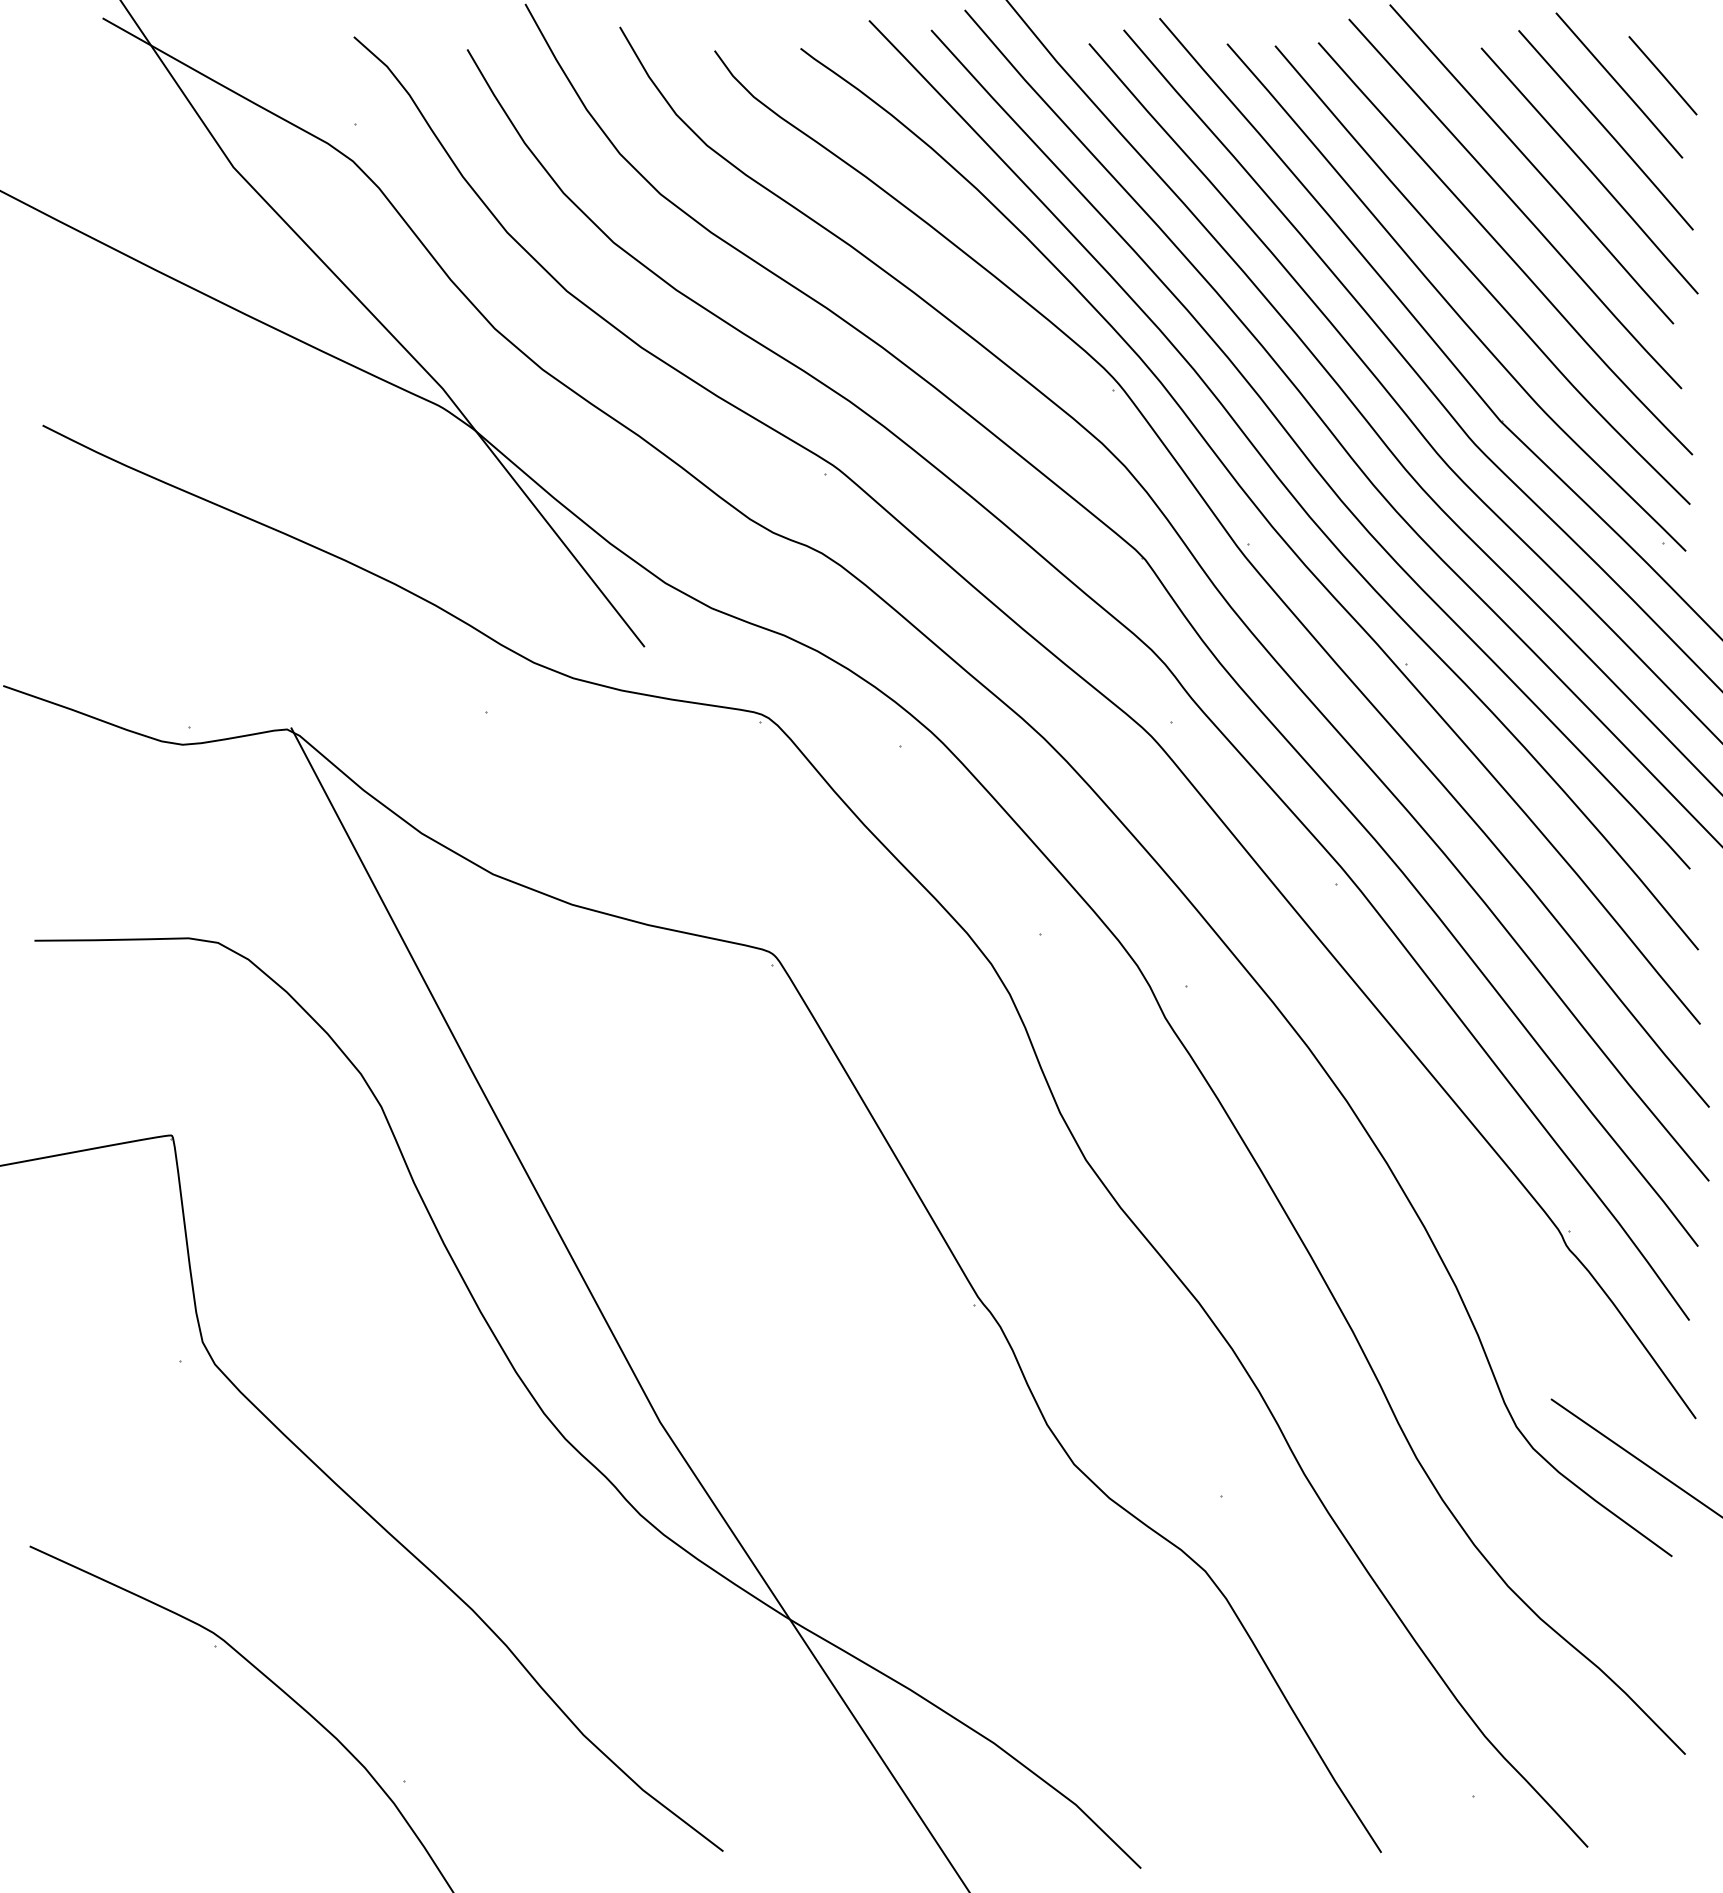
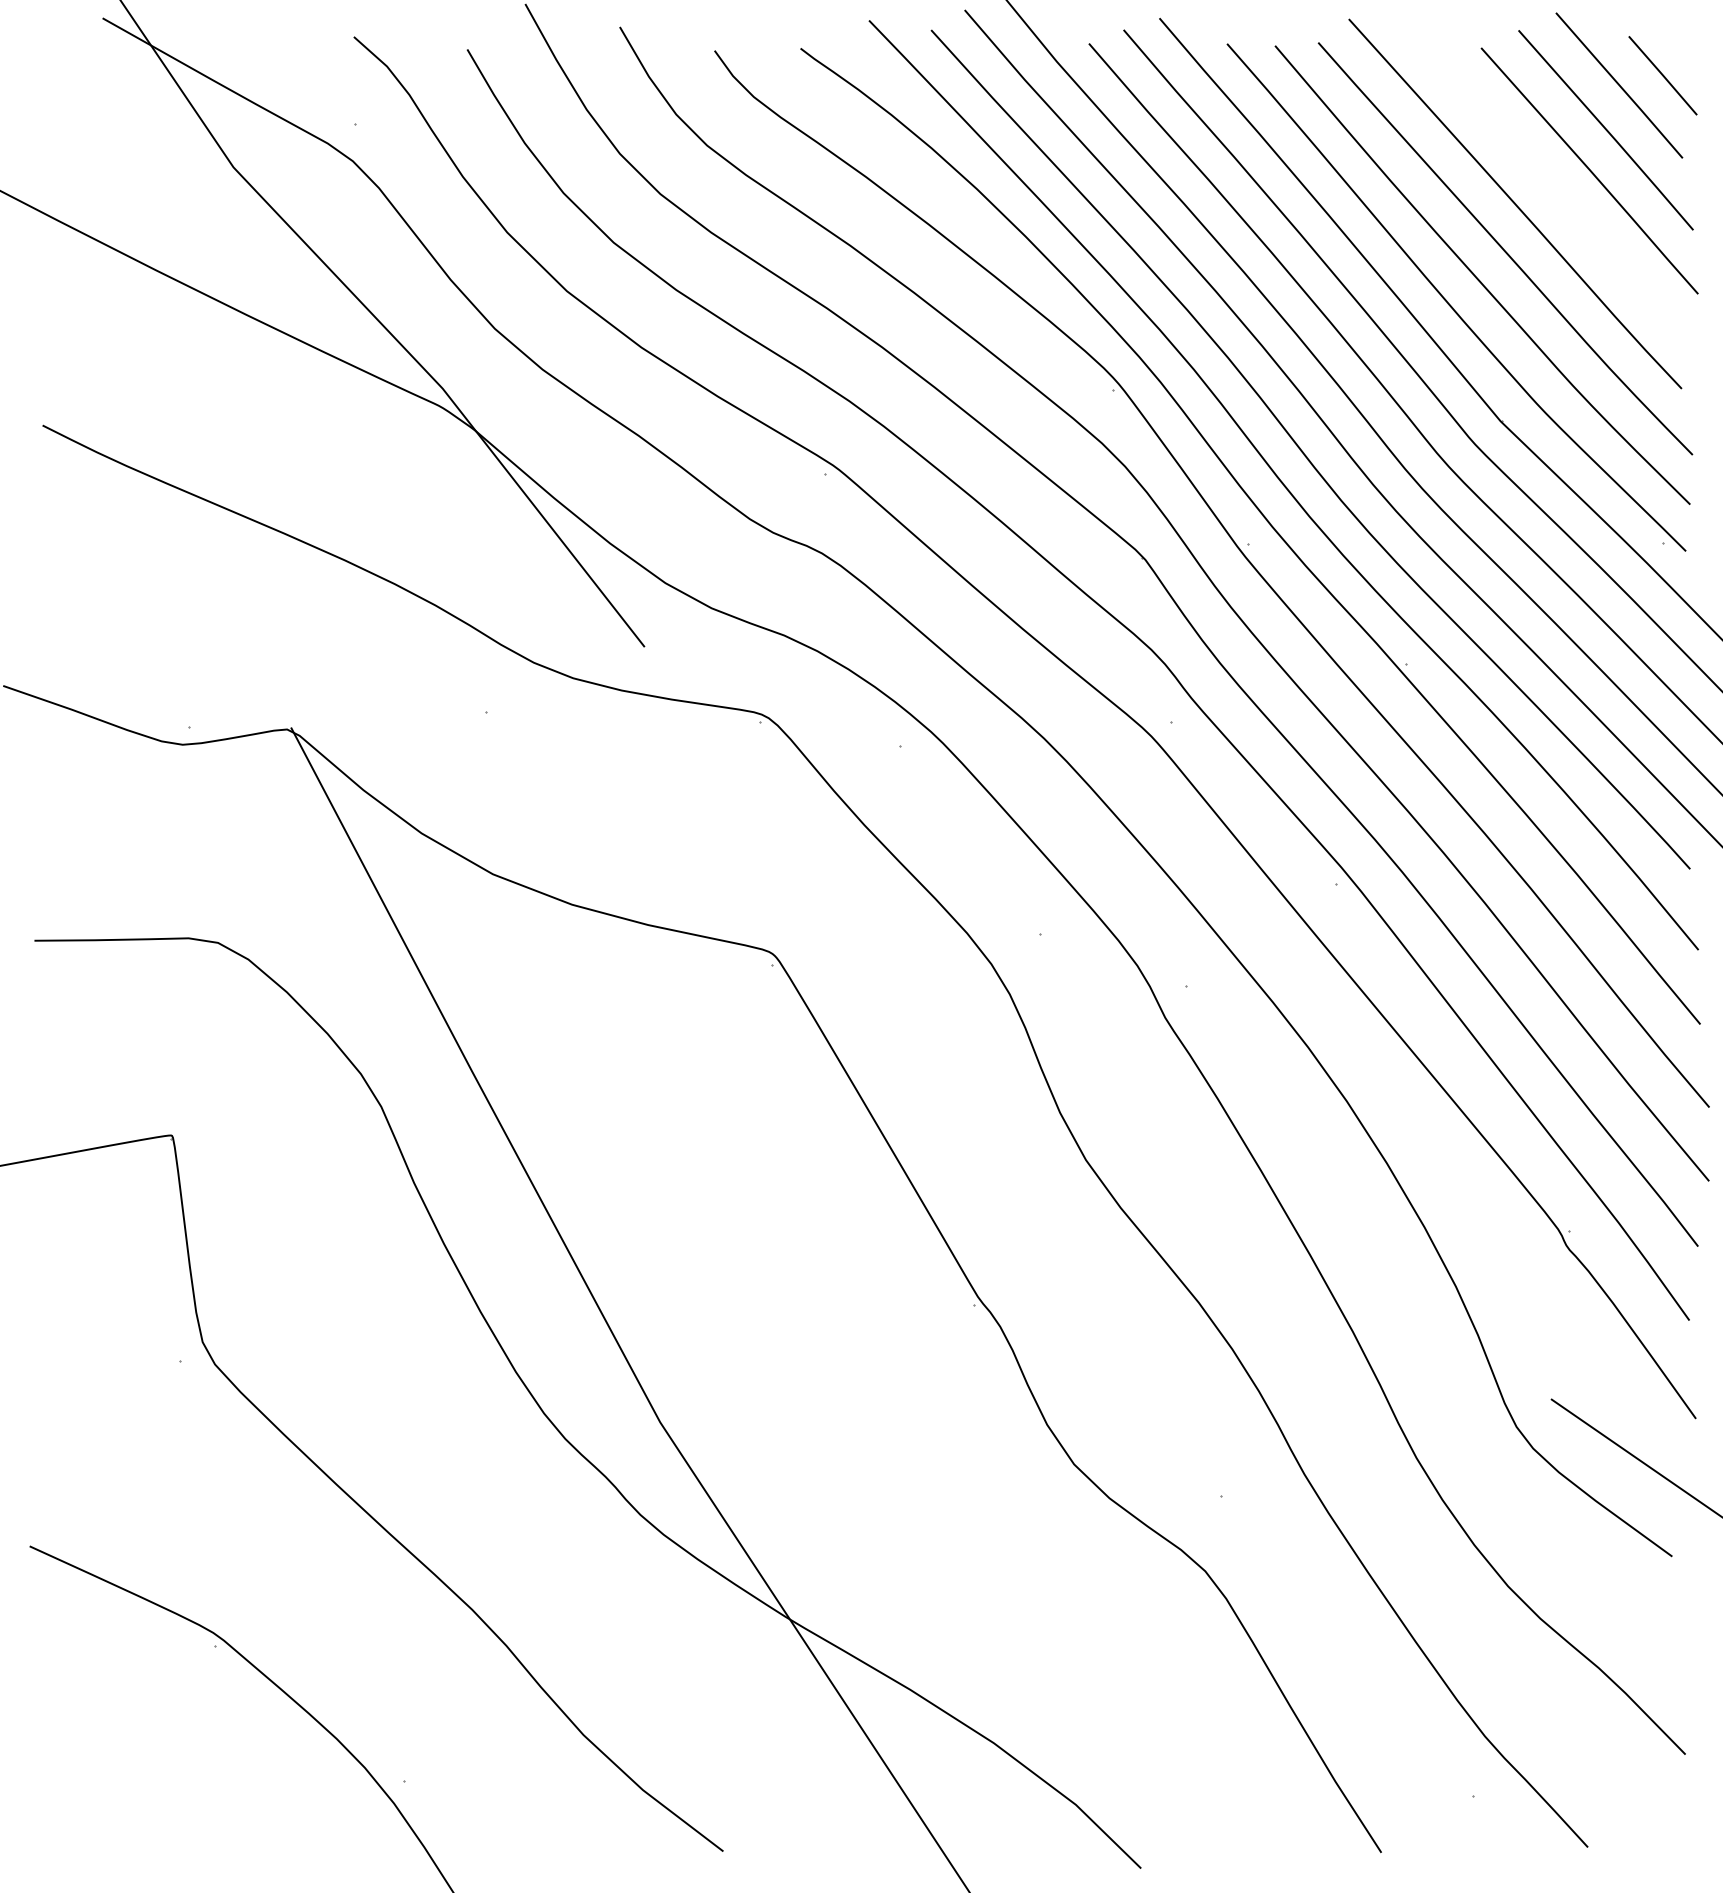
line: present -> none (1531, 164)
